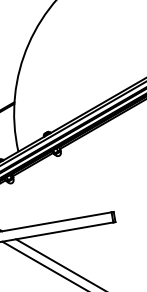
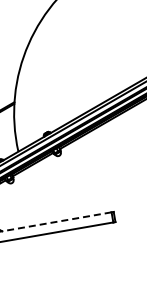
line: solid -> dashed (55, 222)
line: present -> none (58, 263)
line: present -> none (42, 264)
